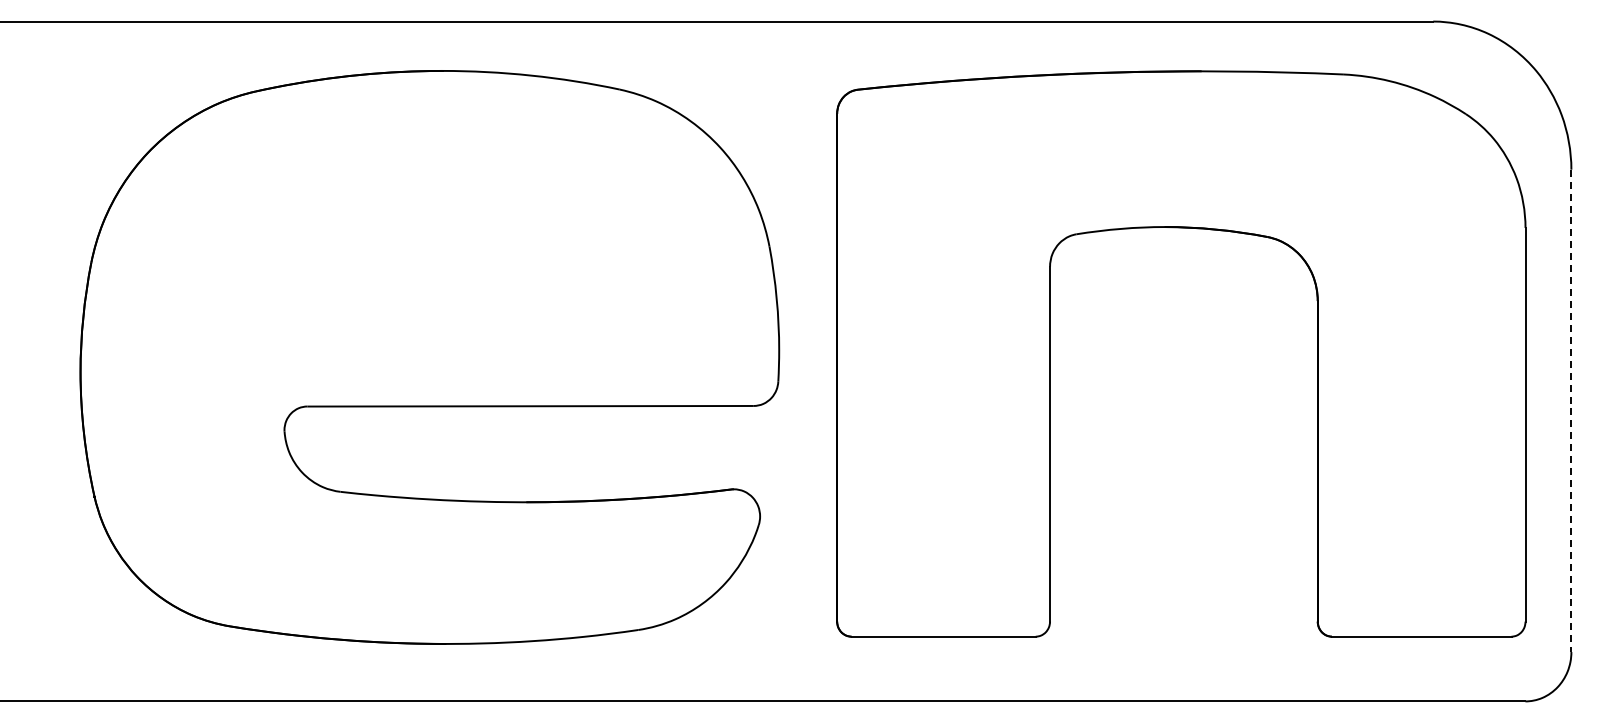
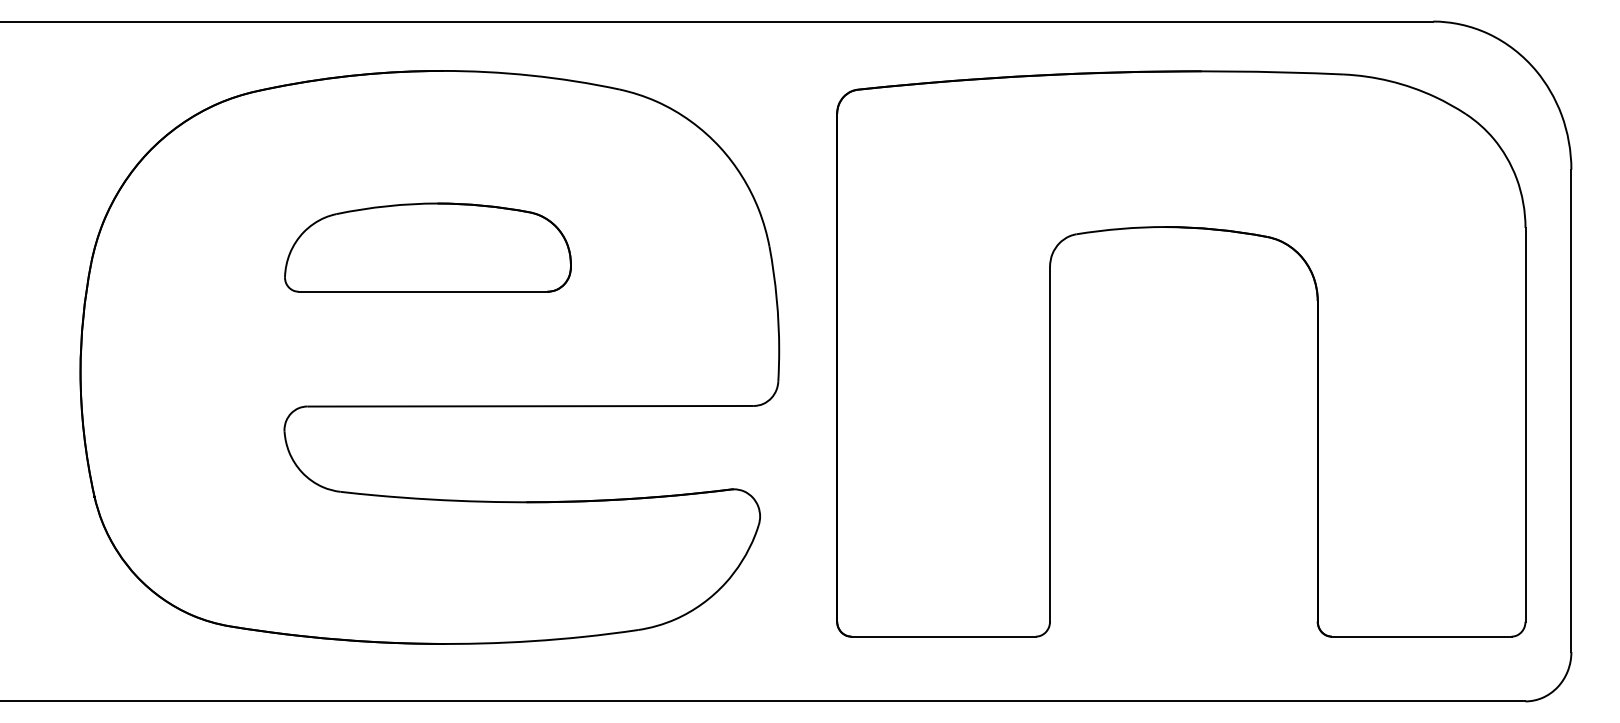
part: none -> present (427, 247)
line: dashed -> solid (1571, 411)
